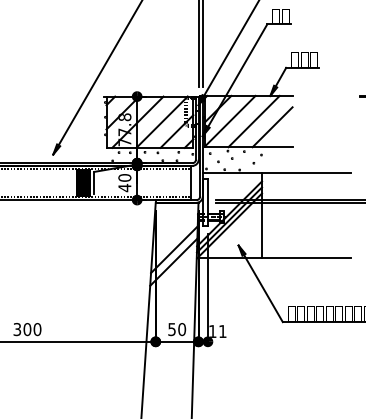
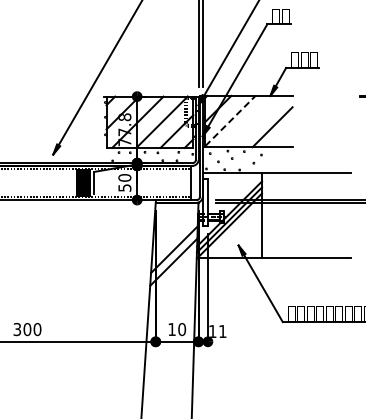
line: solid -> dashed (230, 121)
line: present -> none (253, 121)
text: 40 -> 50 (124, 187)
text: 50 -> 10 (171, 329)
